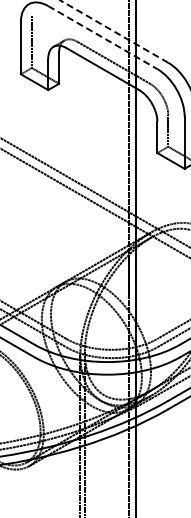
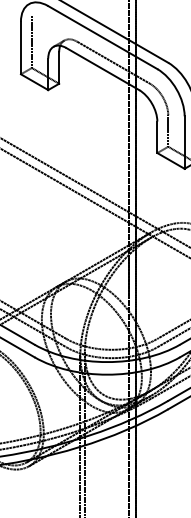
line: dashed -> solid (113, 31)
line: dashed -> solid (103, 37)
